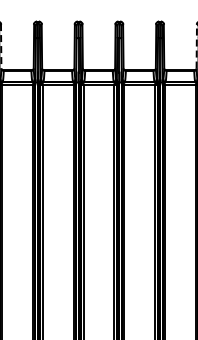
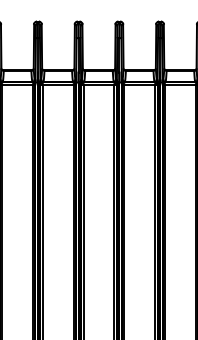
line: dashed -> solid (196, 45)
line: dashed -> solid (1, 46)
